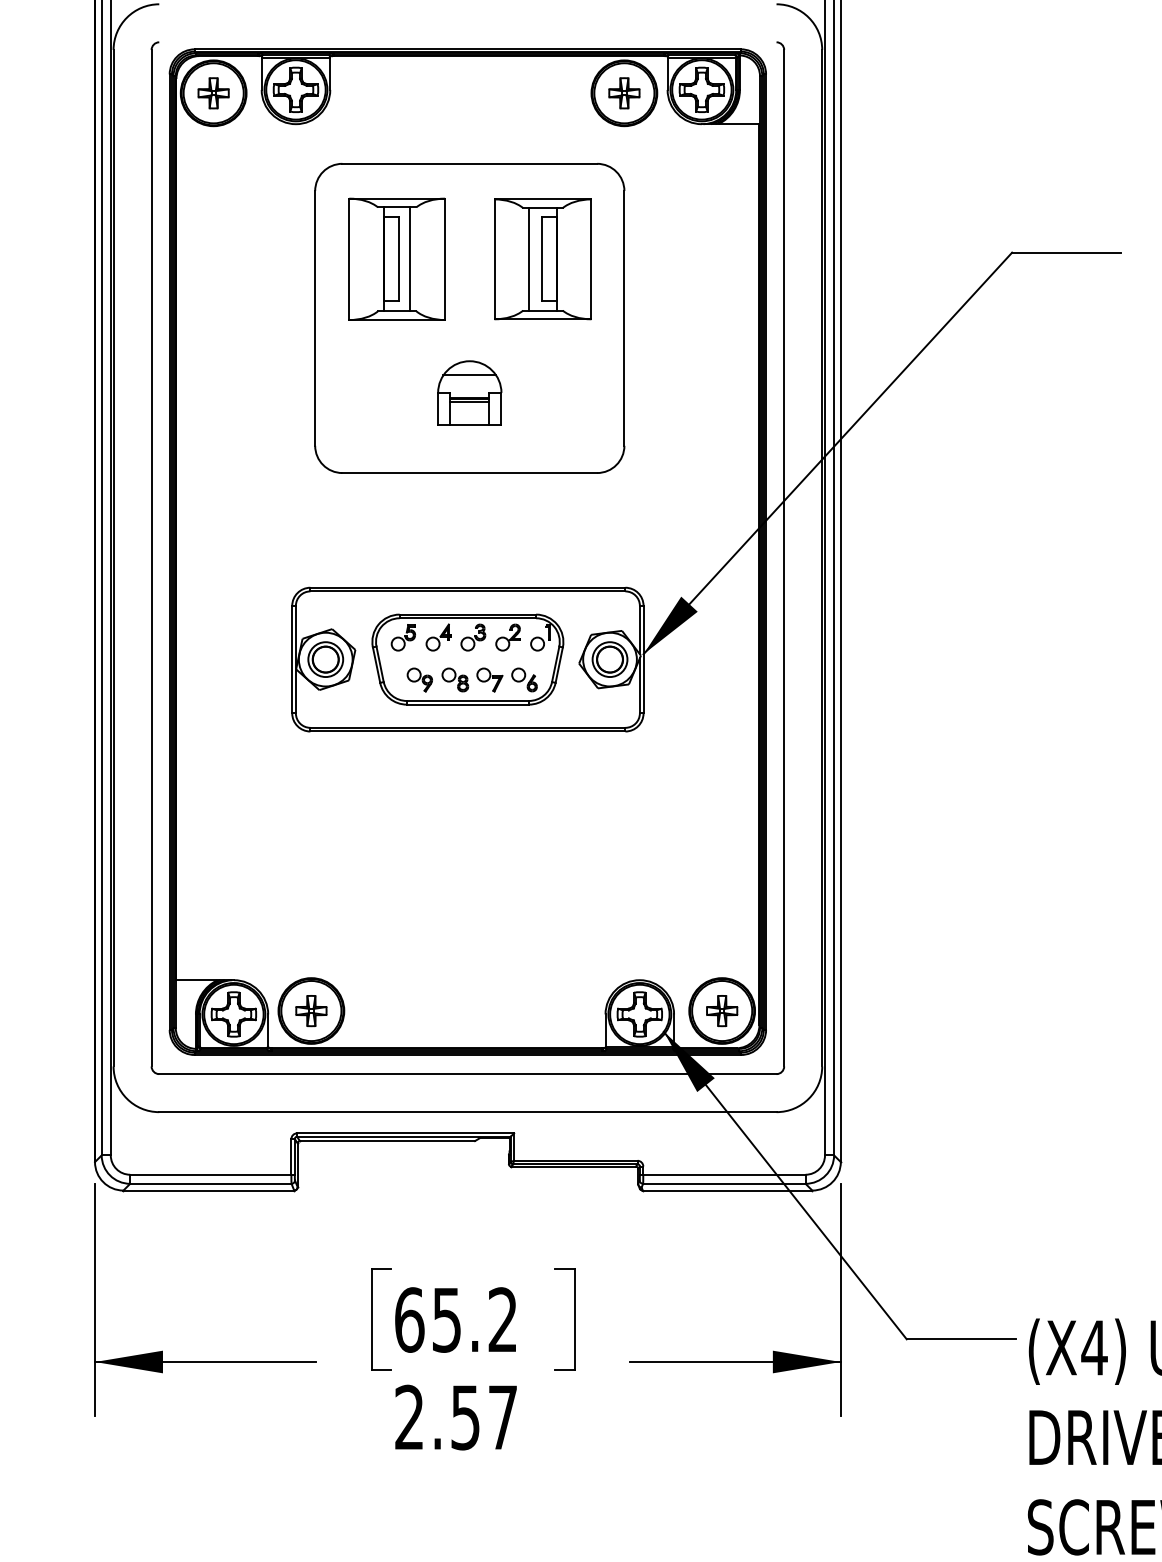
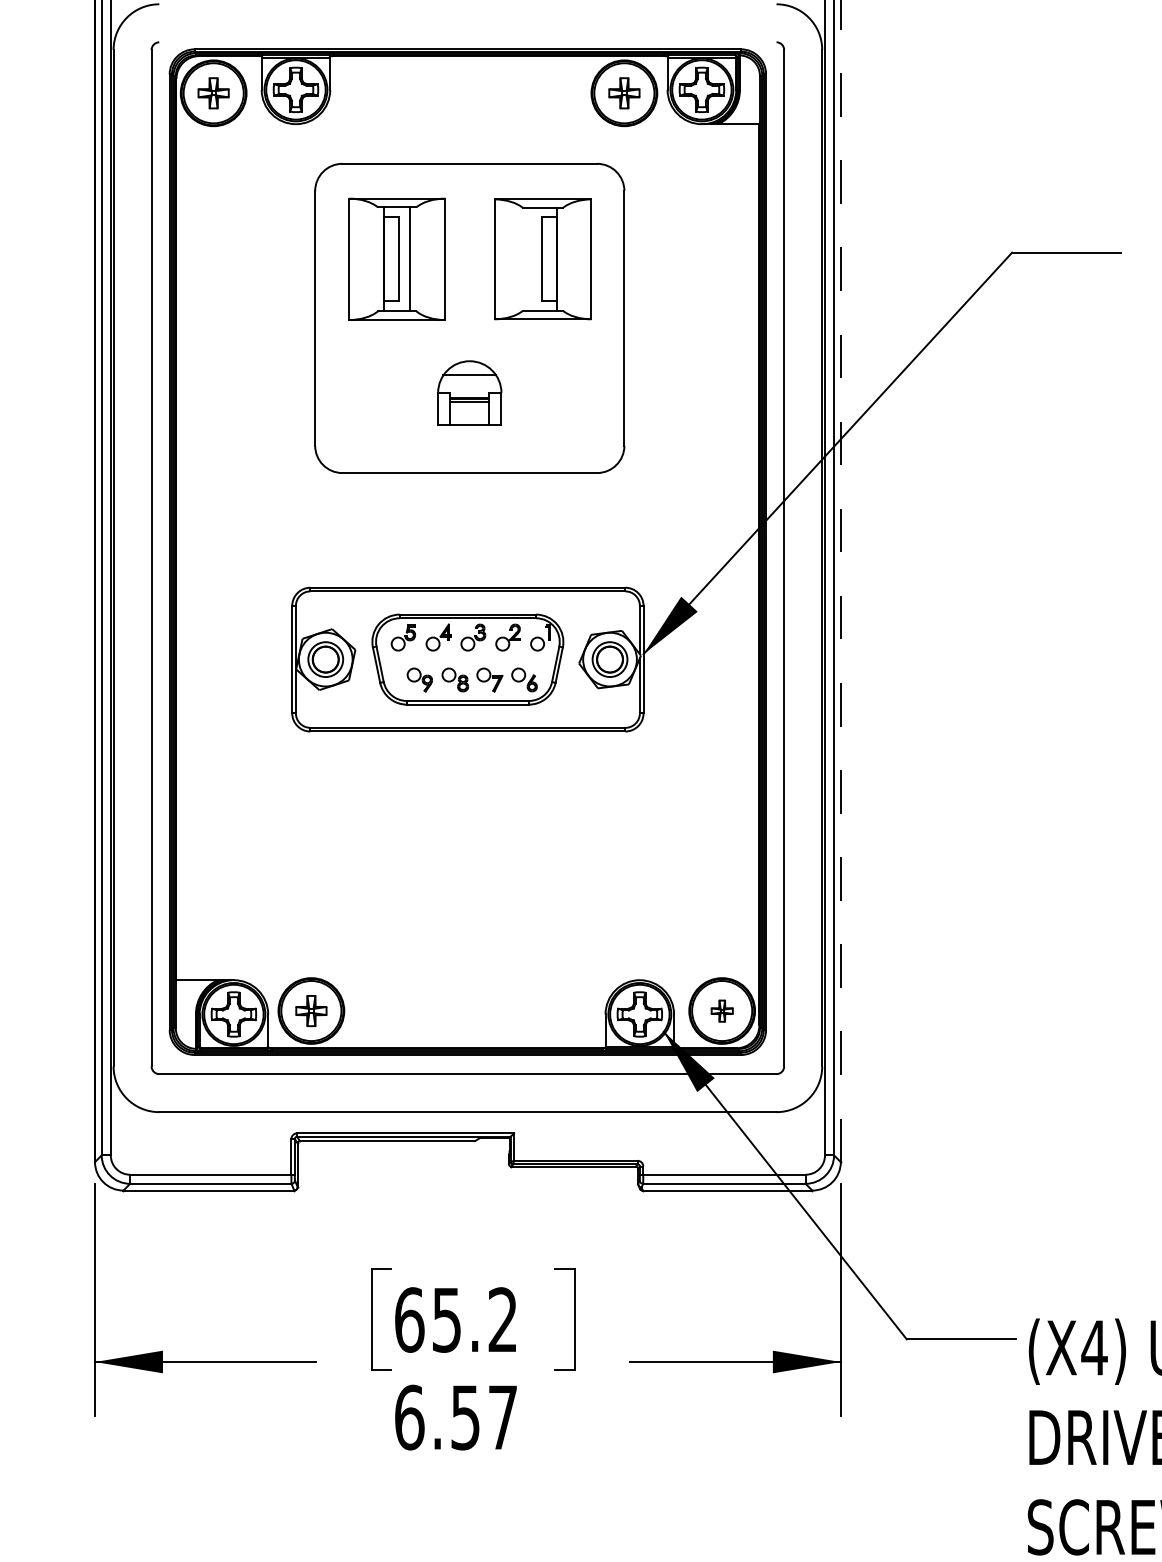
line: present -> none (529, 259)
line: solid -> dashed (840, 581)
part size: 33x33 px -> 24x24 px (721, 1010)
text: 2.57 -> 6.57 (409, 1417)
